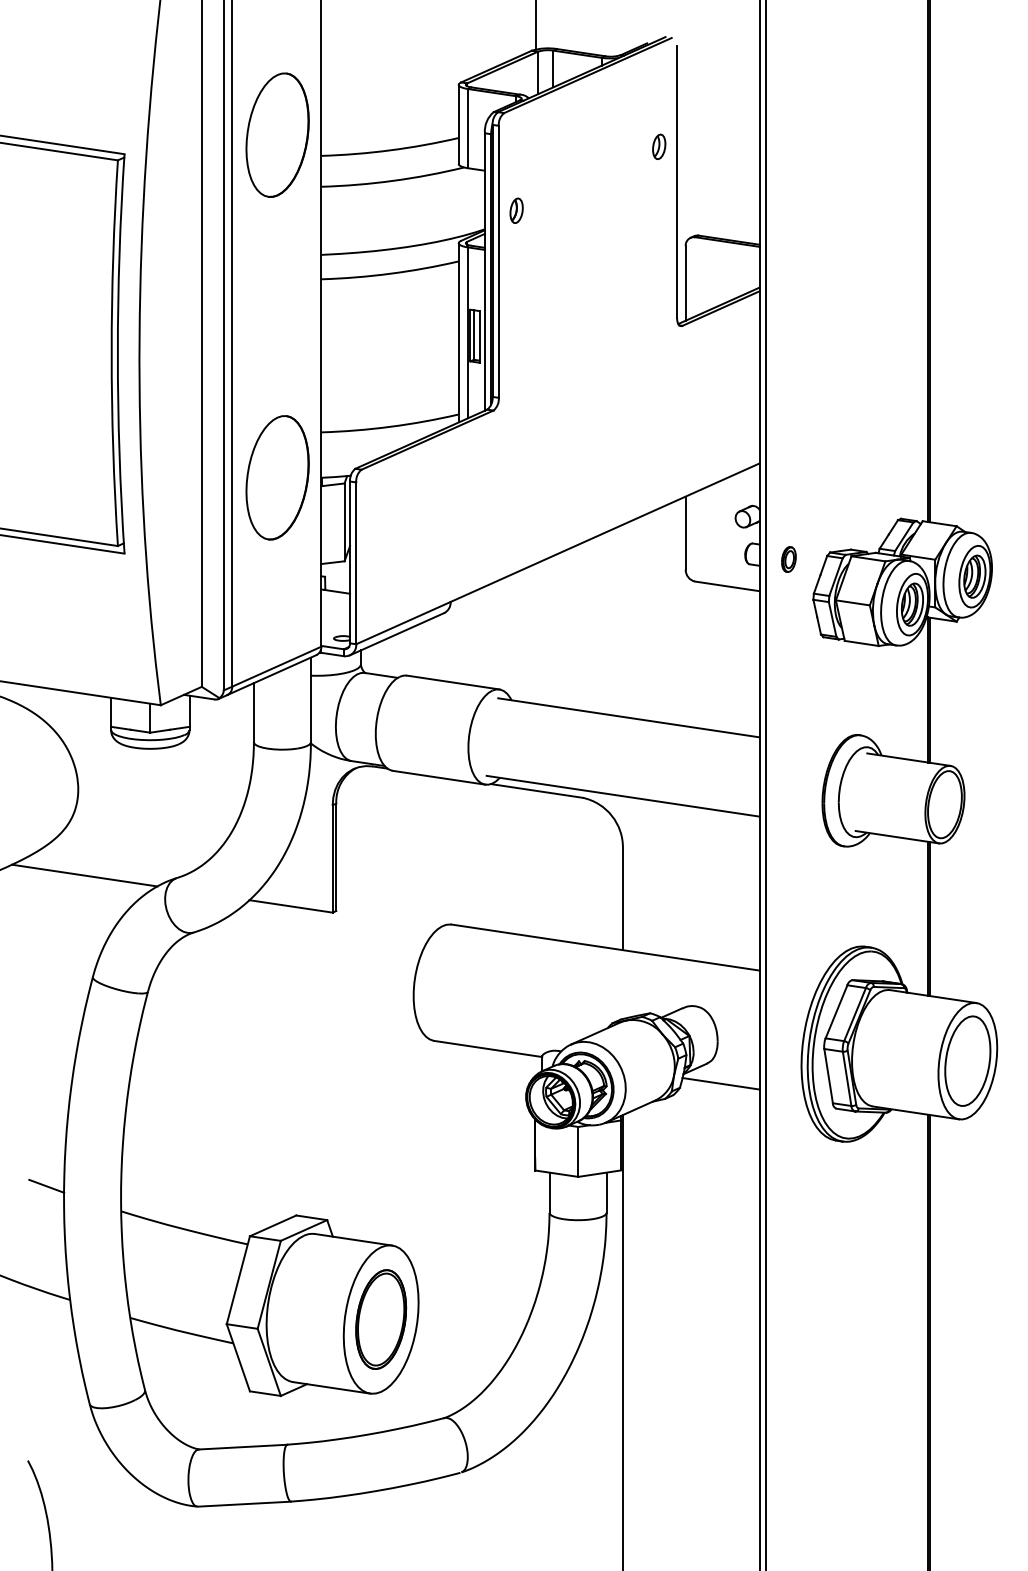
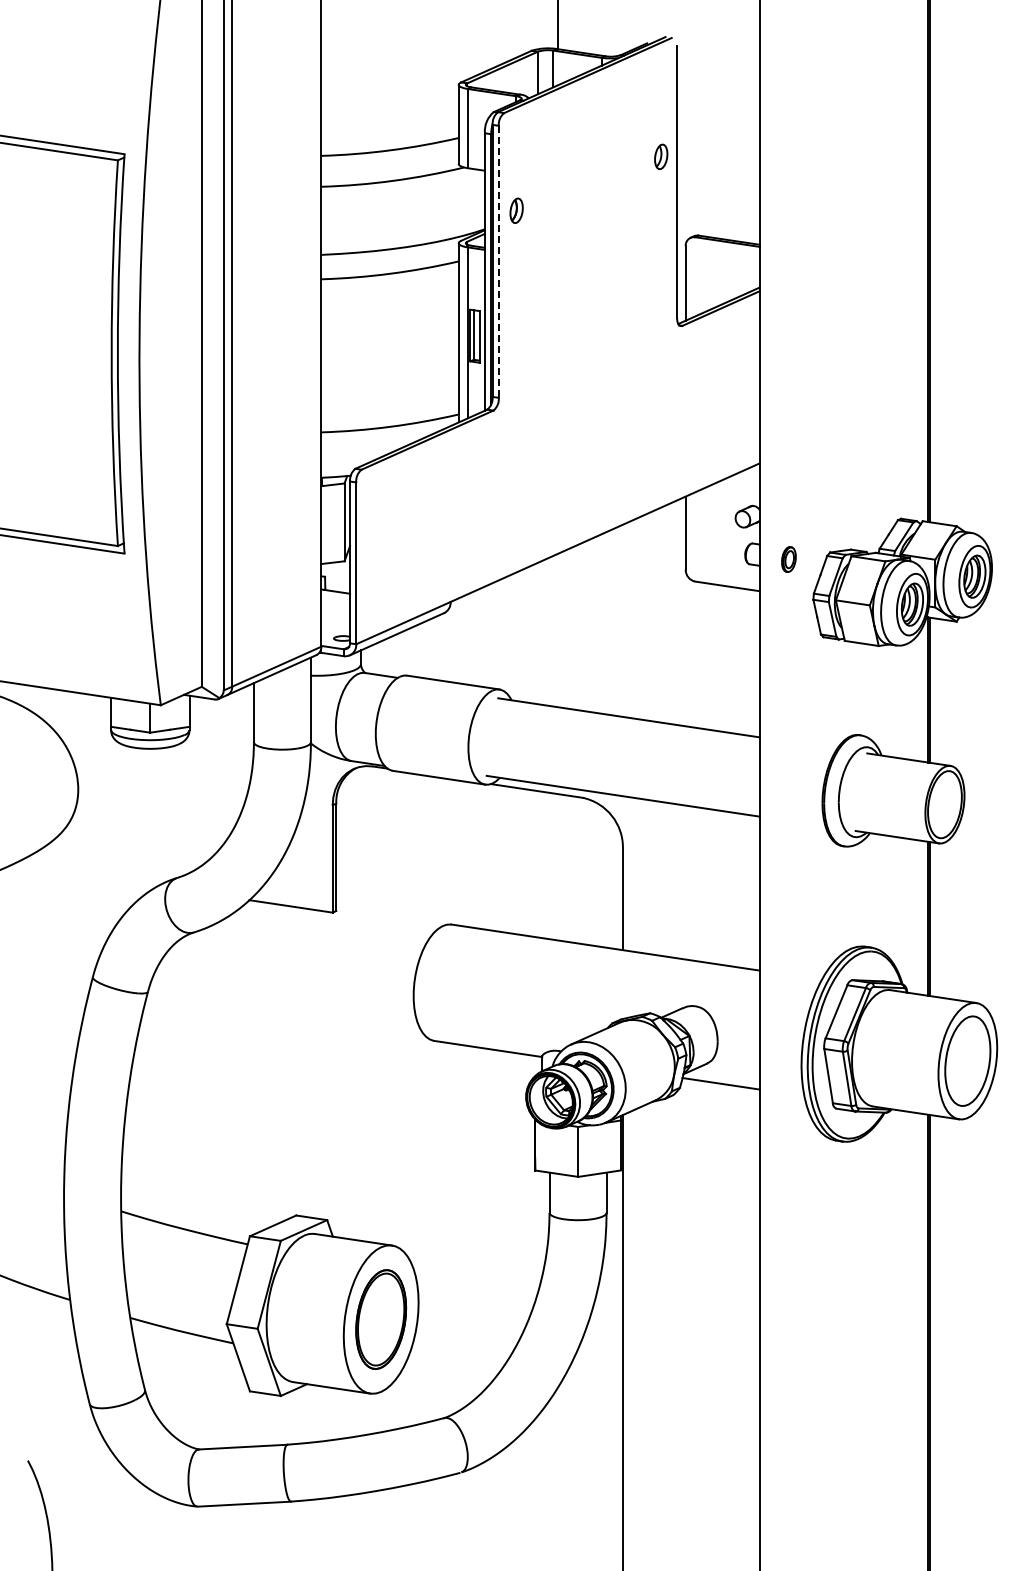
line position: (535, 25) -> (557, 25) (557, 25)
part: present -> none (277, 134)
part position: (659, 146) -> (661, 156) (661, 156)
line: solid -> dashed (498, 262)
part: present -> none (277, 477)
line: present -> none (765, 784)
line: present -> none (84, 875)
line: present -> none (46, 1185)
